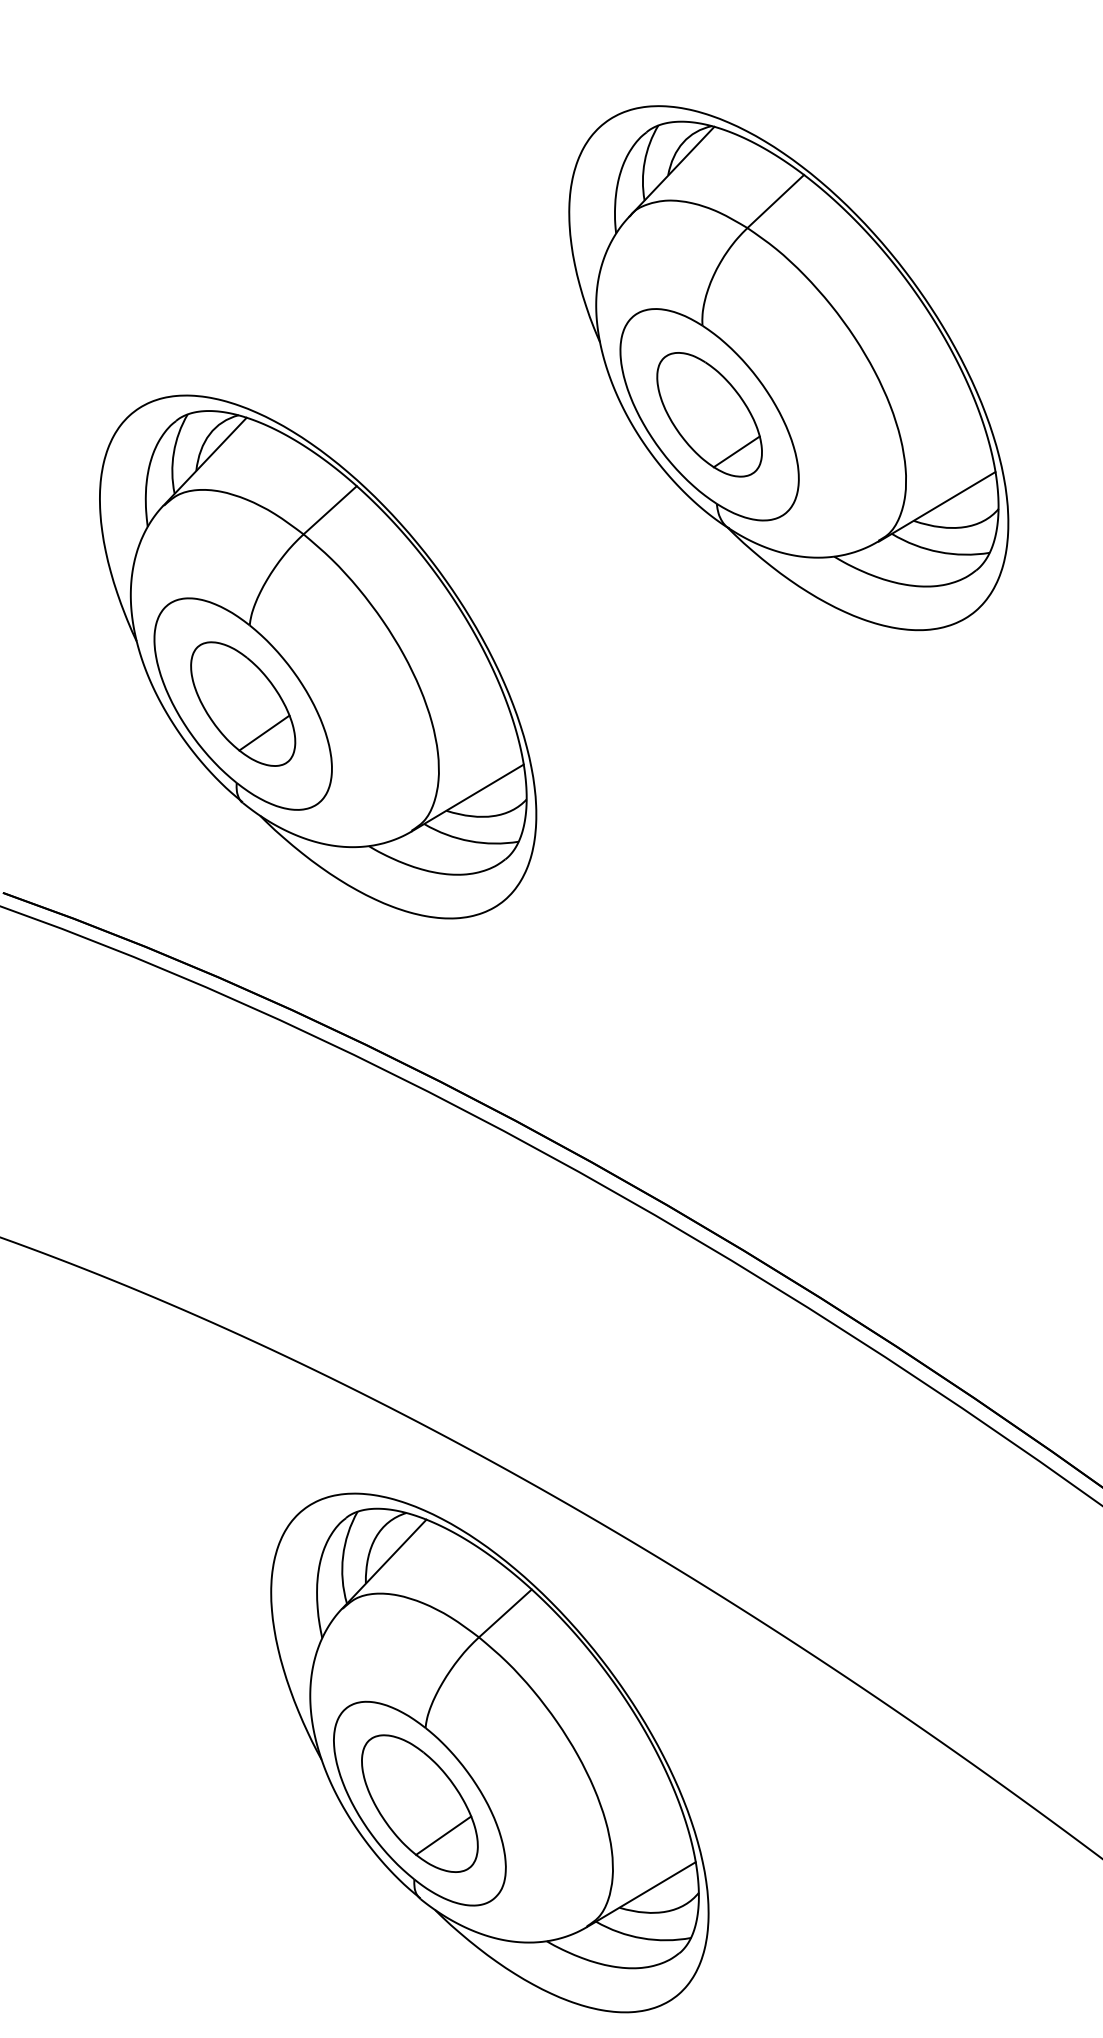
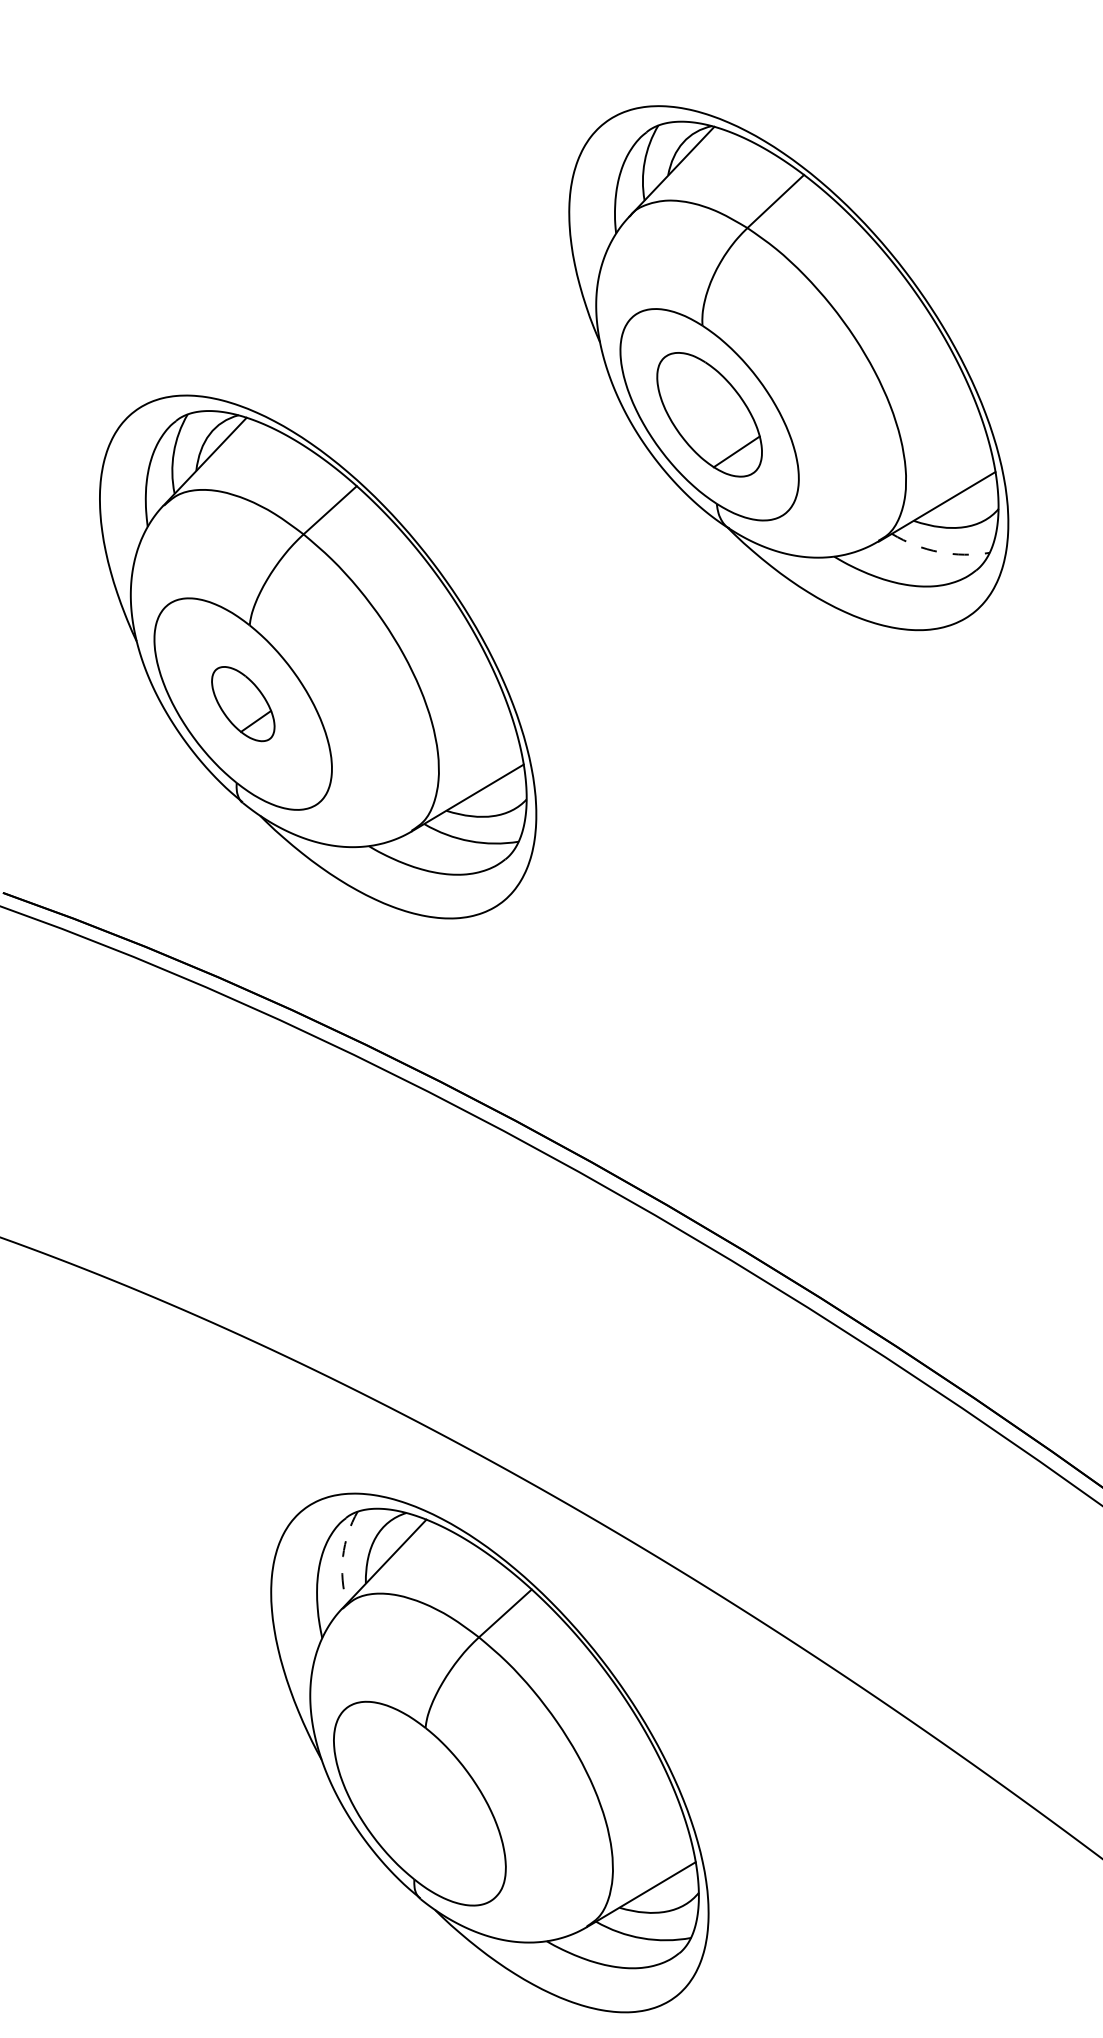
arc: solid -> dashed (939, 552)
part size: 107x126 px -> 65x77 px (243, 704)
arc: solid -> dashed (343, 1556)
part: present -> none (419, 1803)
